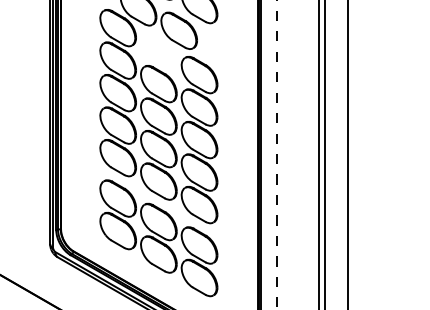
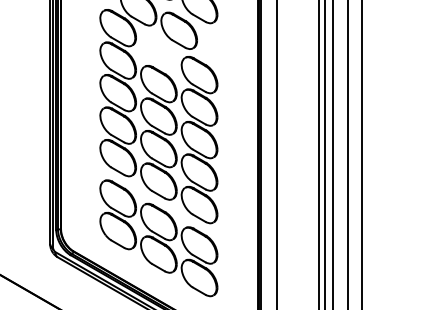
line: none -> present (332, 154)
line: none -> present (361, 154)
line: dashed -> solid (277, 155)
